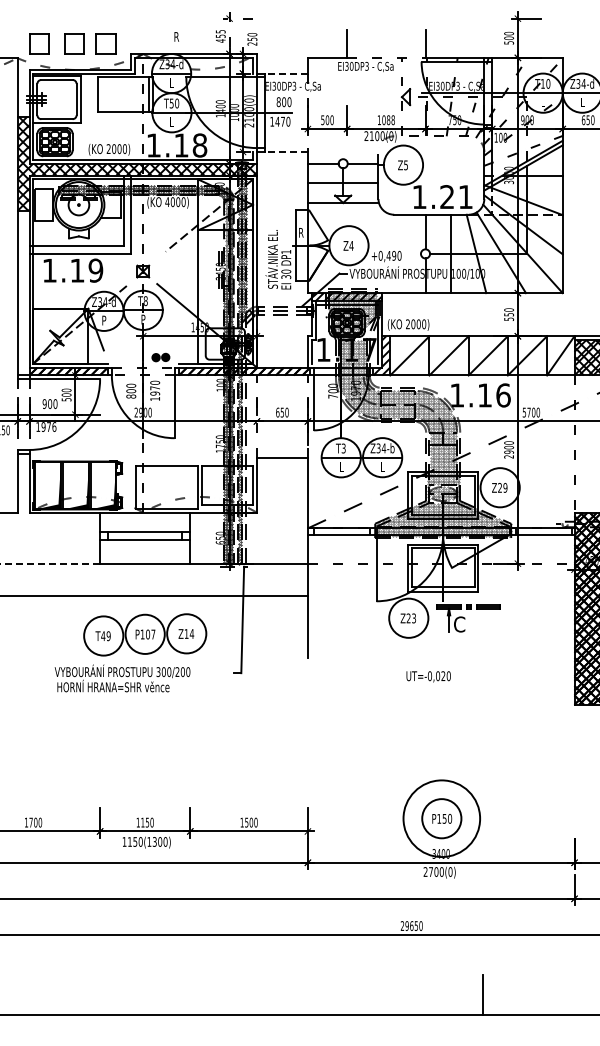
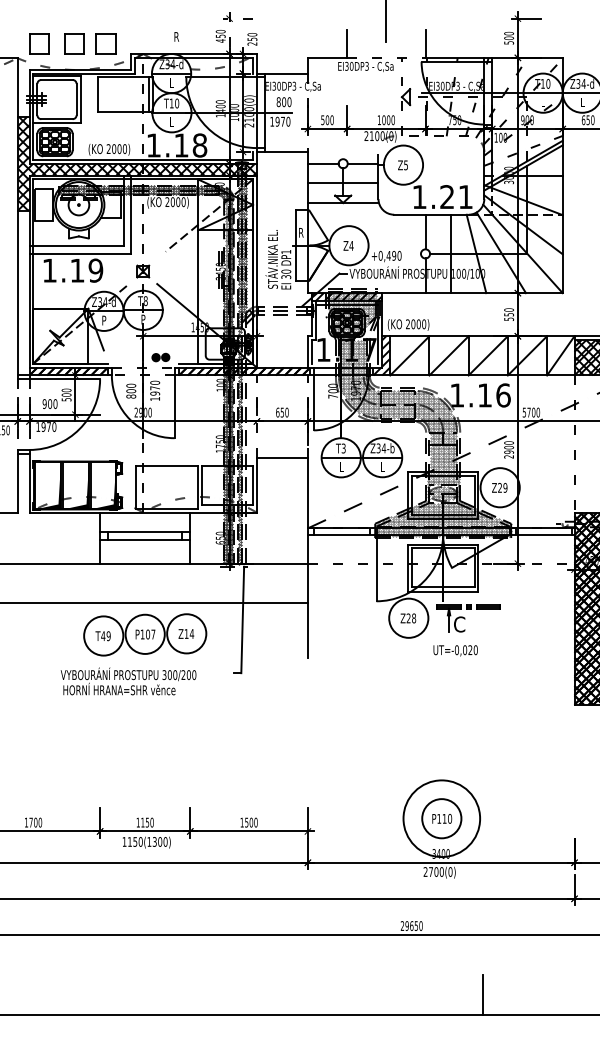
line: none -> present (386, 22)
text: 455 -> 450 (220, 31)
line: dashed -> solid (286, 73)
text: T50 -> T10 (171, 103)
text: 1088 -> 1000 (390, 119)
text: 1470 -> 1970 (277, 121)
line: dashed -> solid (286, 152)
text: 4000) -> 2000) (167, 201)
text: 1976 -> 1970 (54, 426)
line: dashed -> solid (50, 563)
line position: (154, 595) -> (154, 602) (154, 602)
text: Z23 -> Z28 (414, 618)
text position: (428, 676) -> (455, 650) (455, 650)
text position: (122, 678) -> (128, 681) (128, 681)
text: P150 -> P110 (444, 818)
